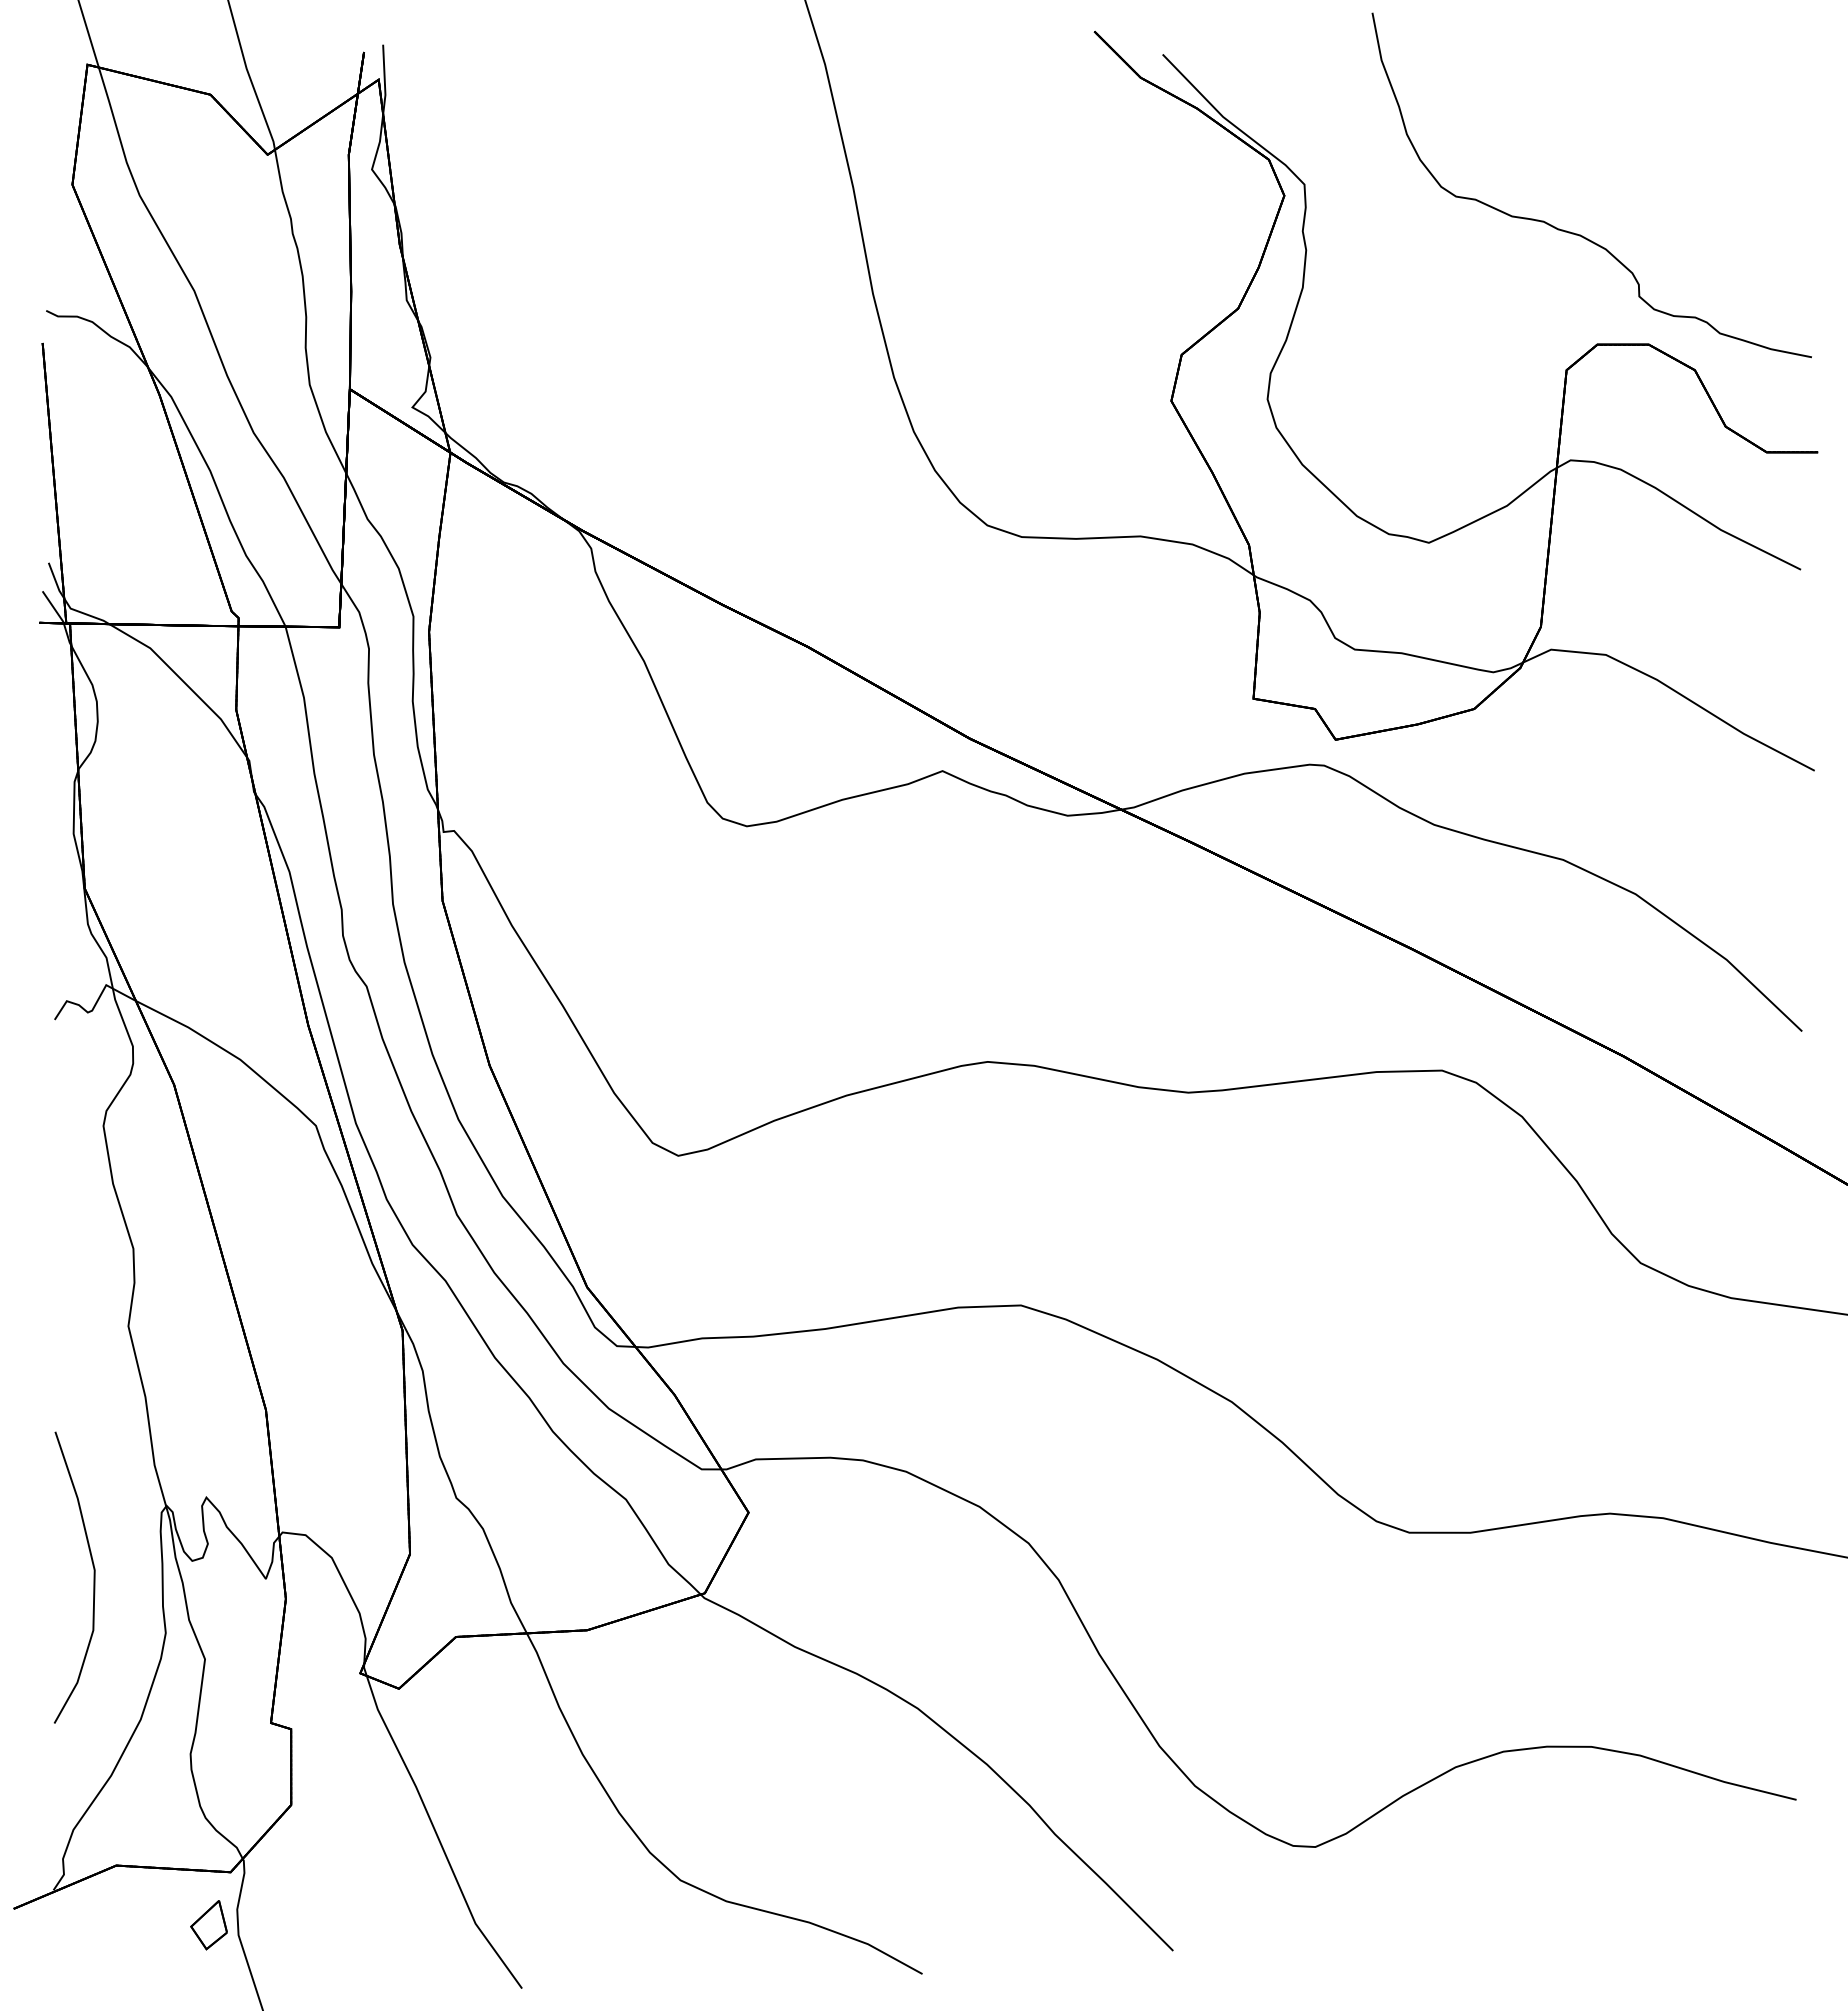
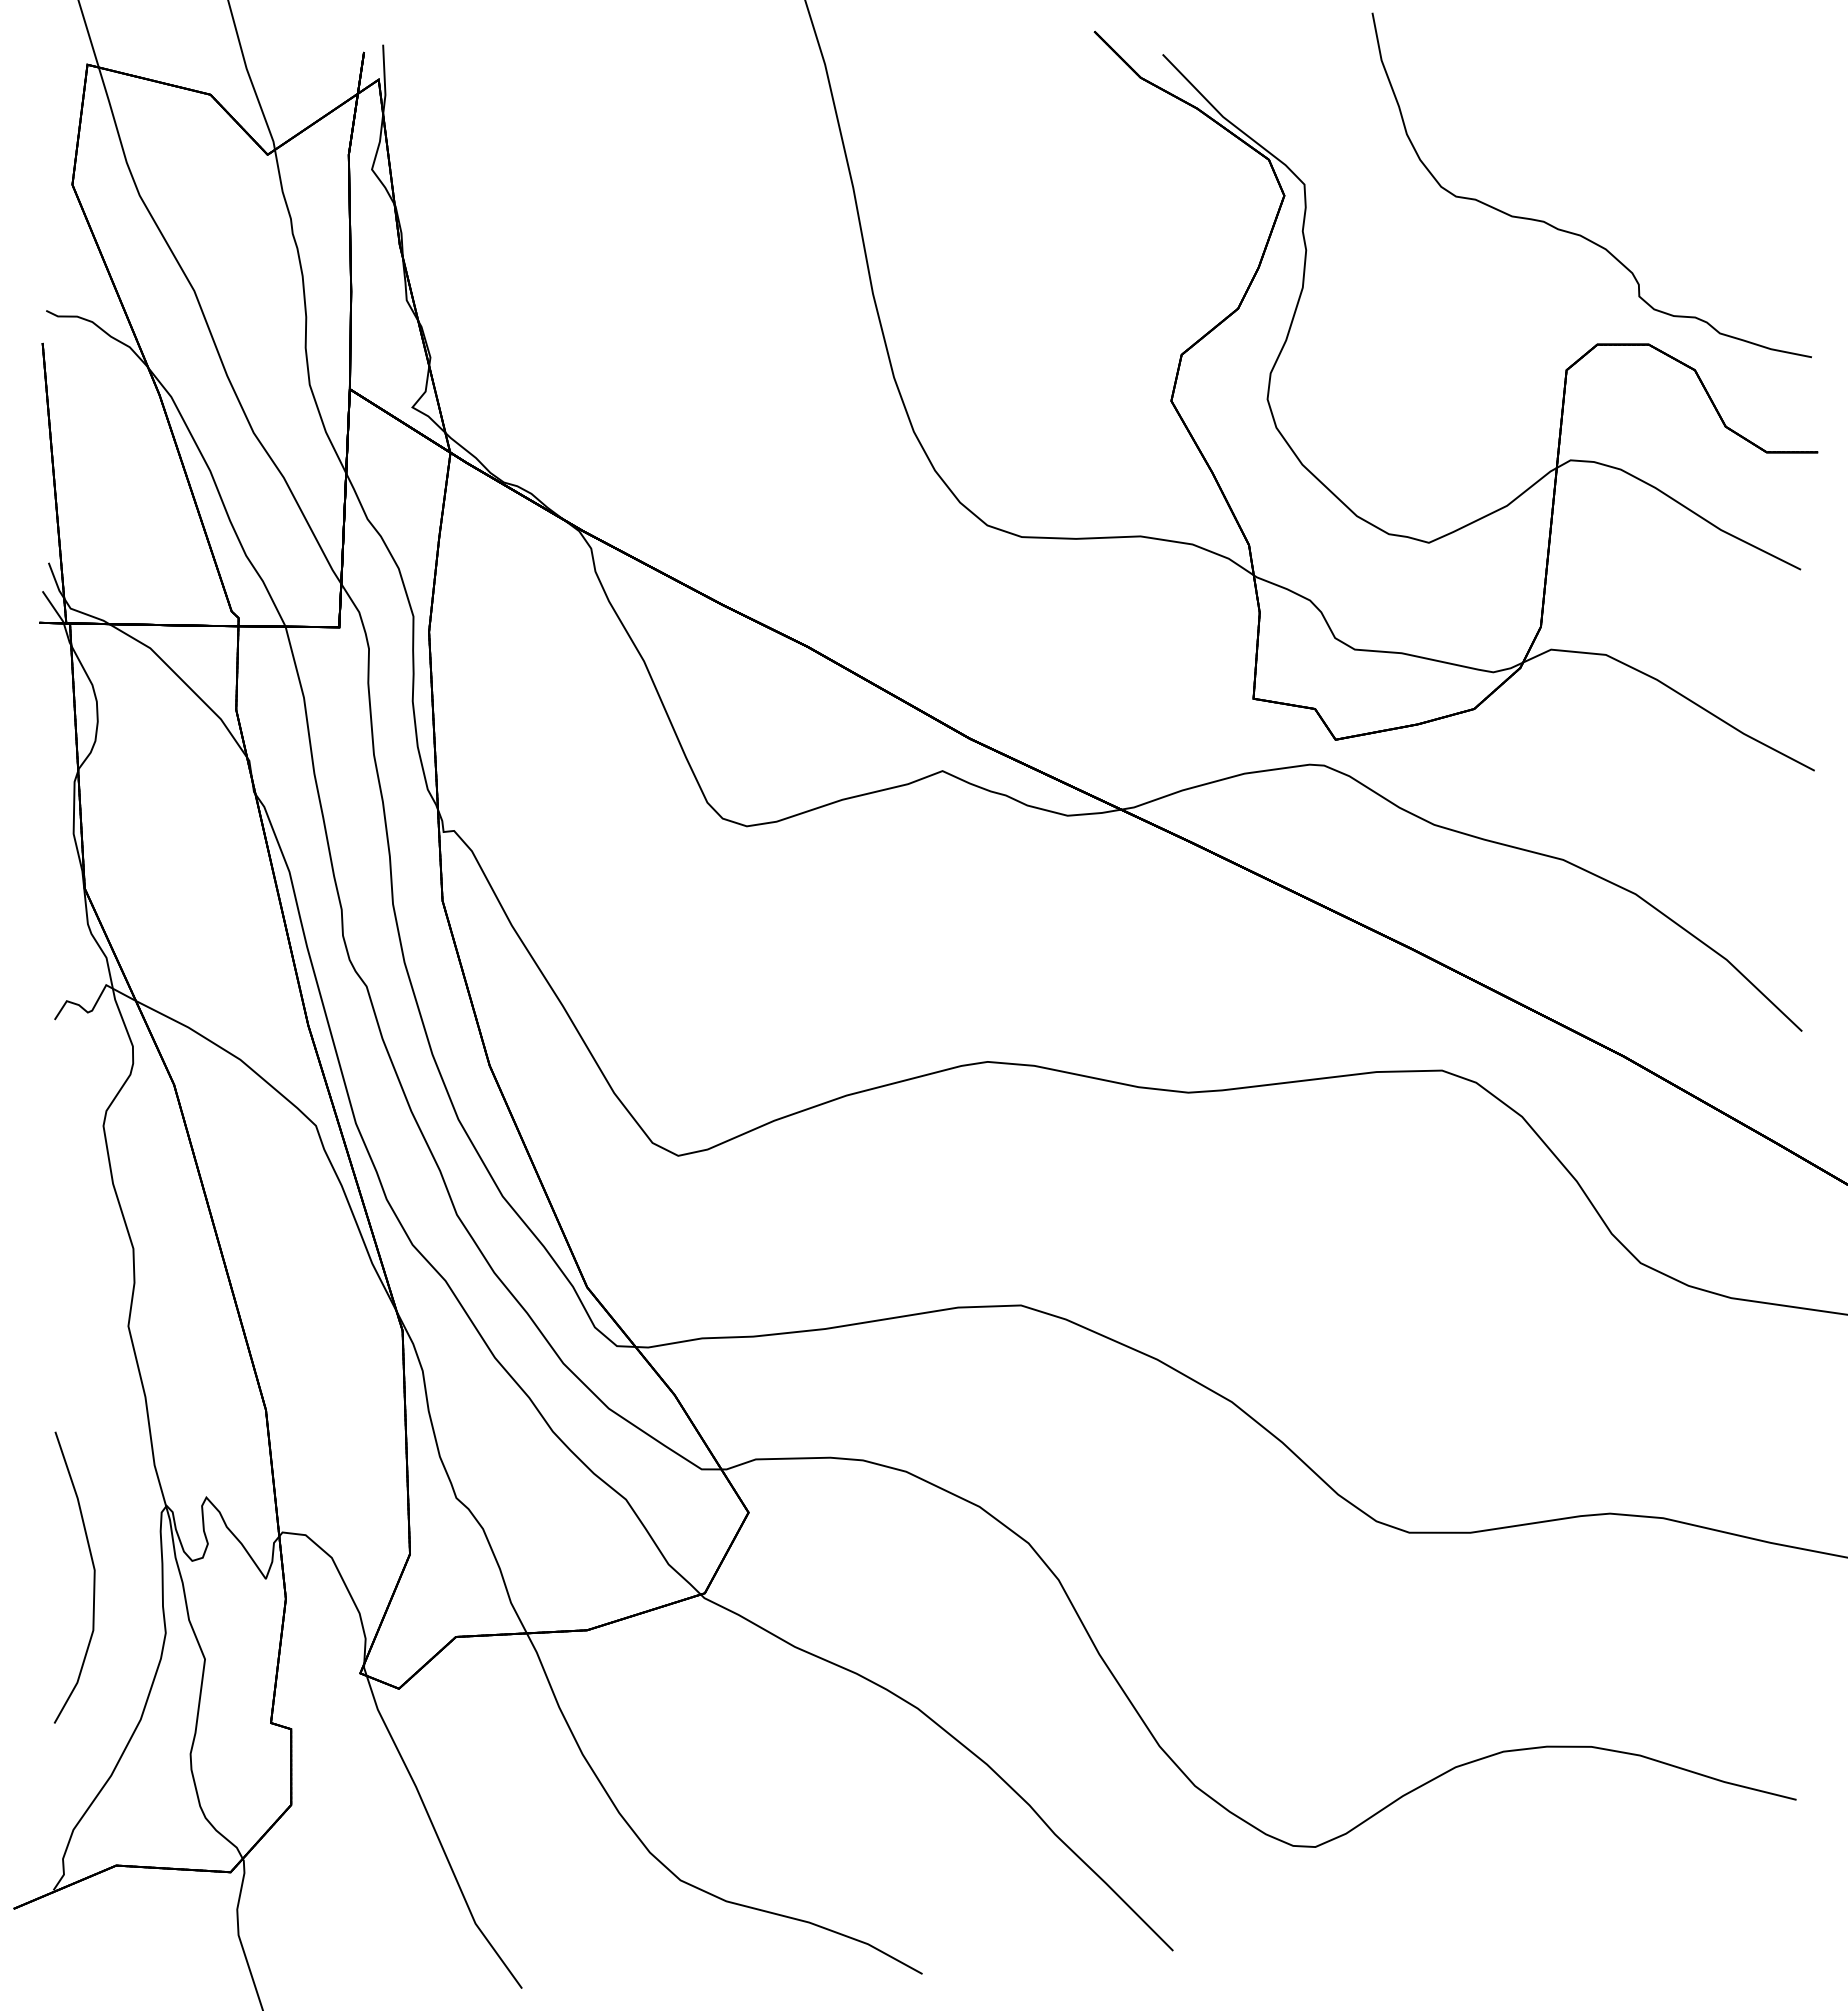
part: present -> none (208, 1925)
